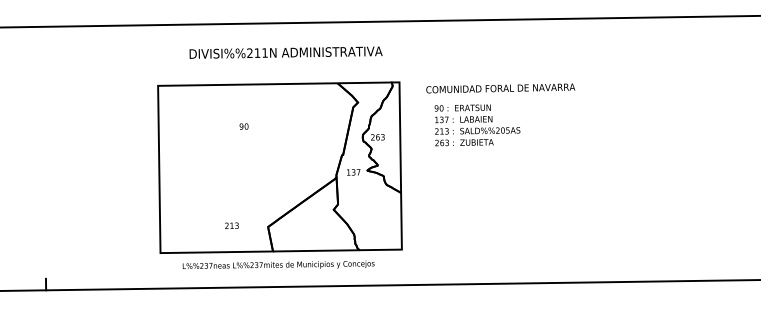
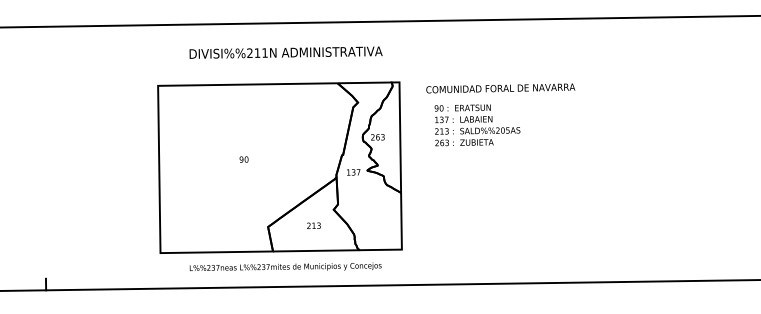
text position: (243, 126) -> (243, 159) (243, 159)
text position: (231, 225) -> (313, 225) (313, 225)
text position: (278, 264) -> (285, 266) (285, 266)
